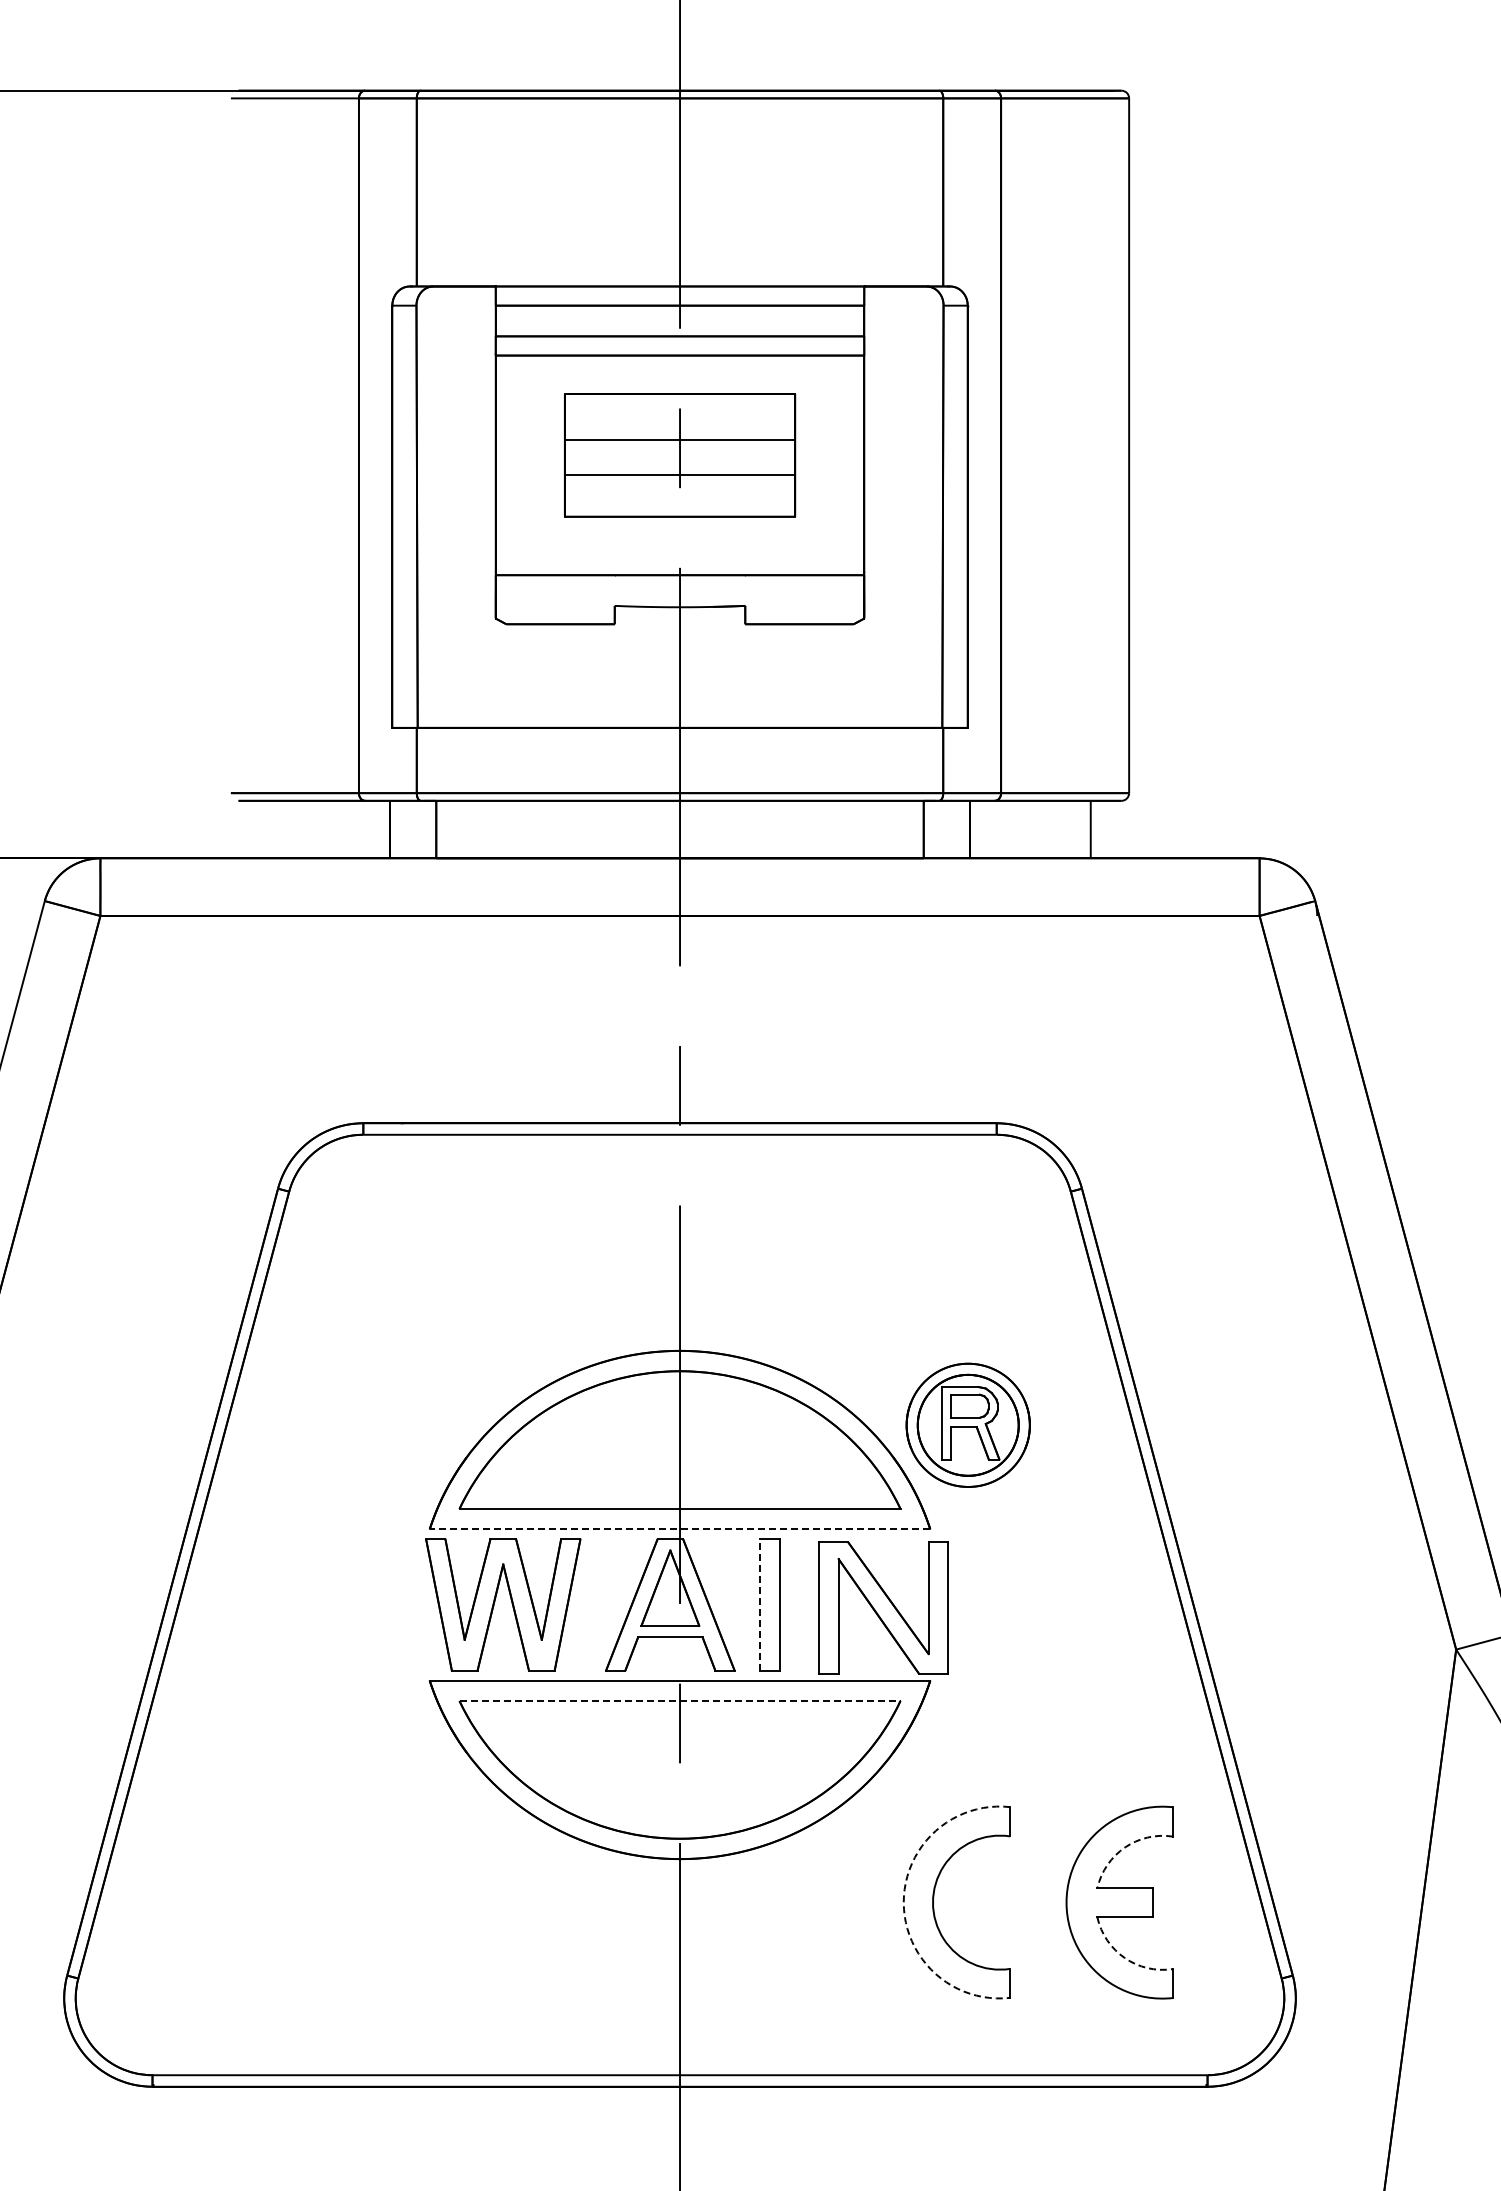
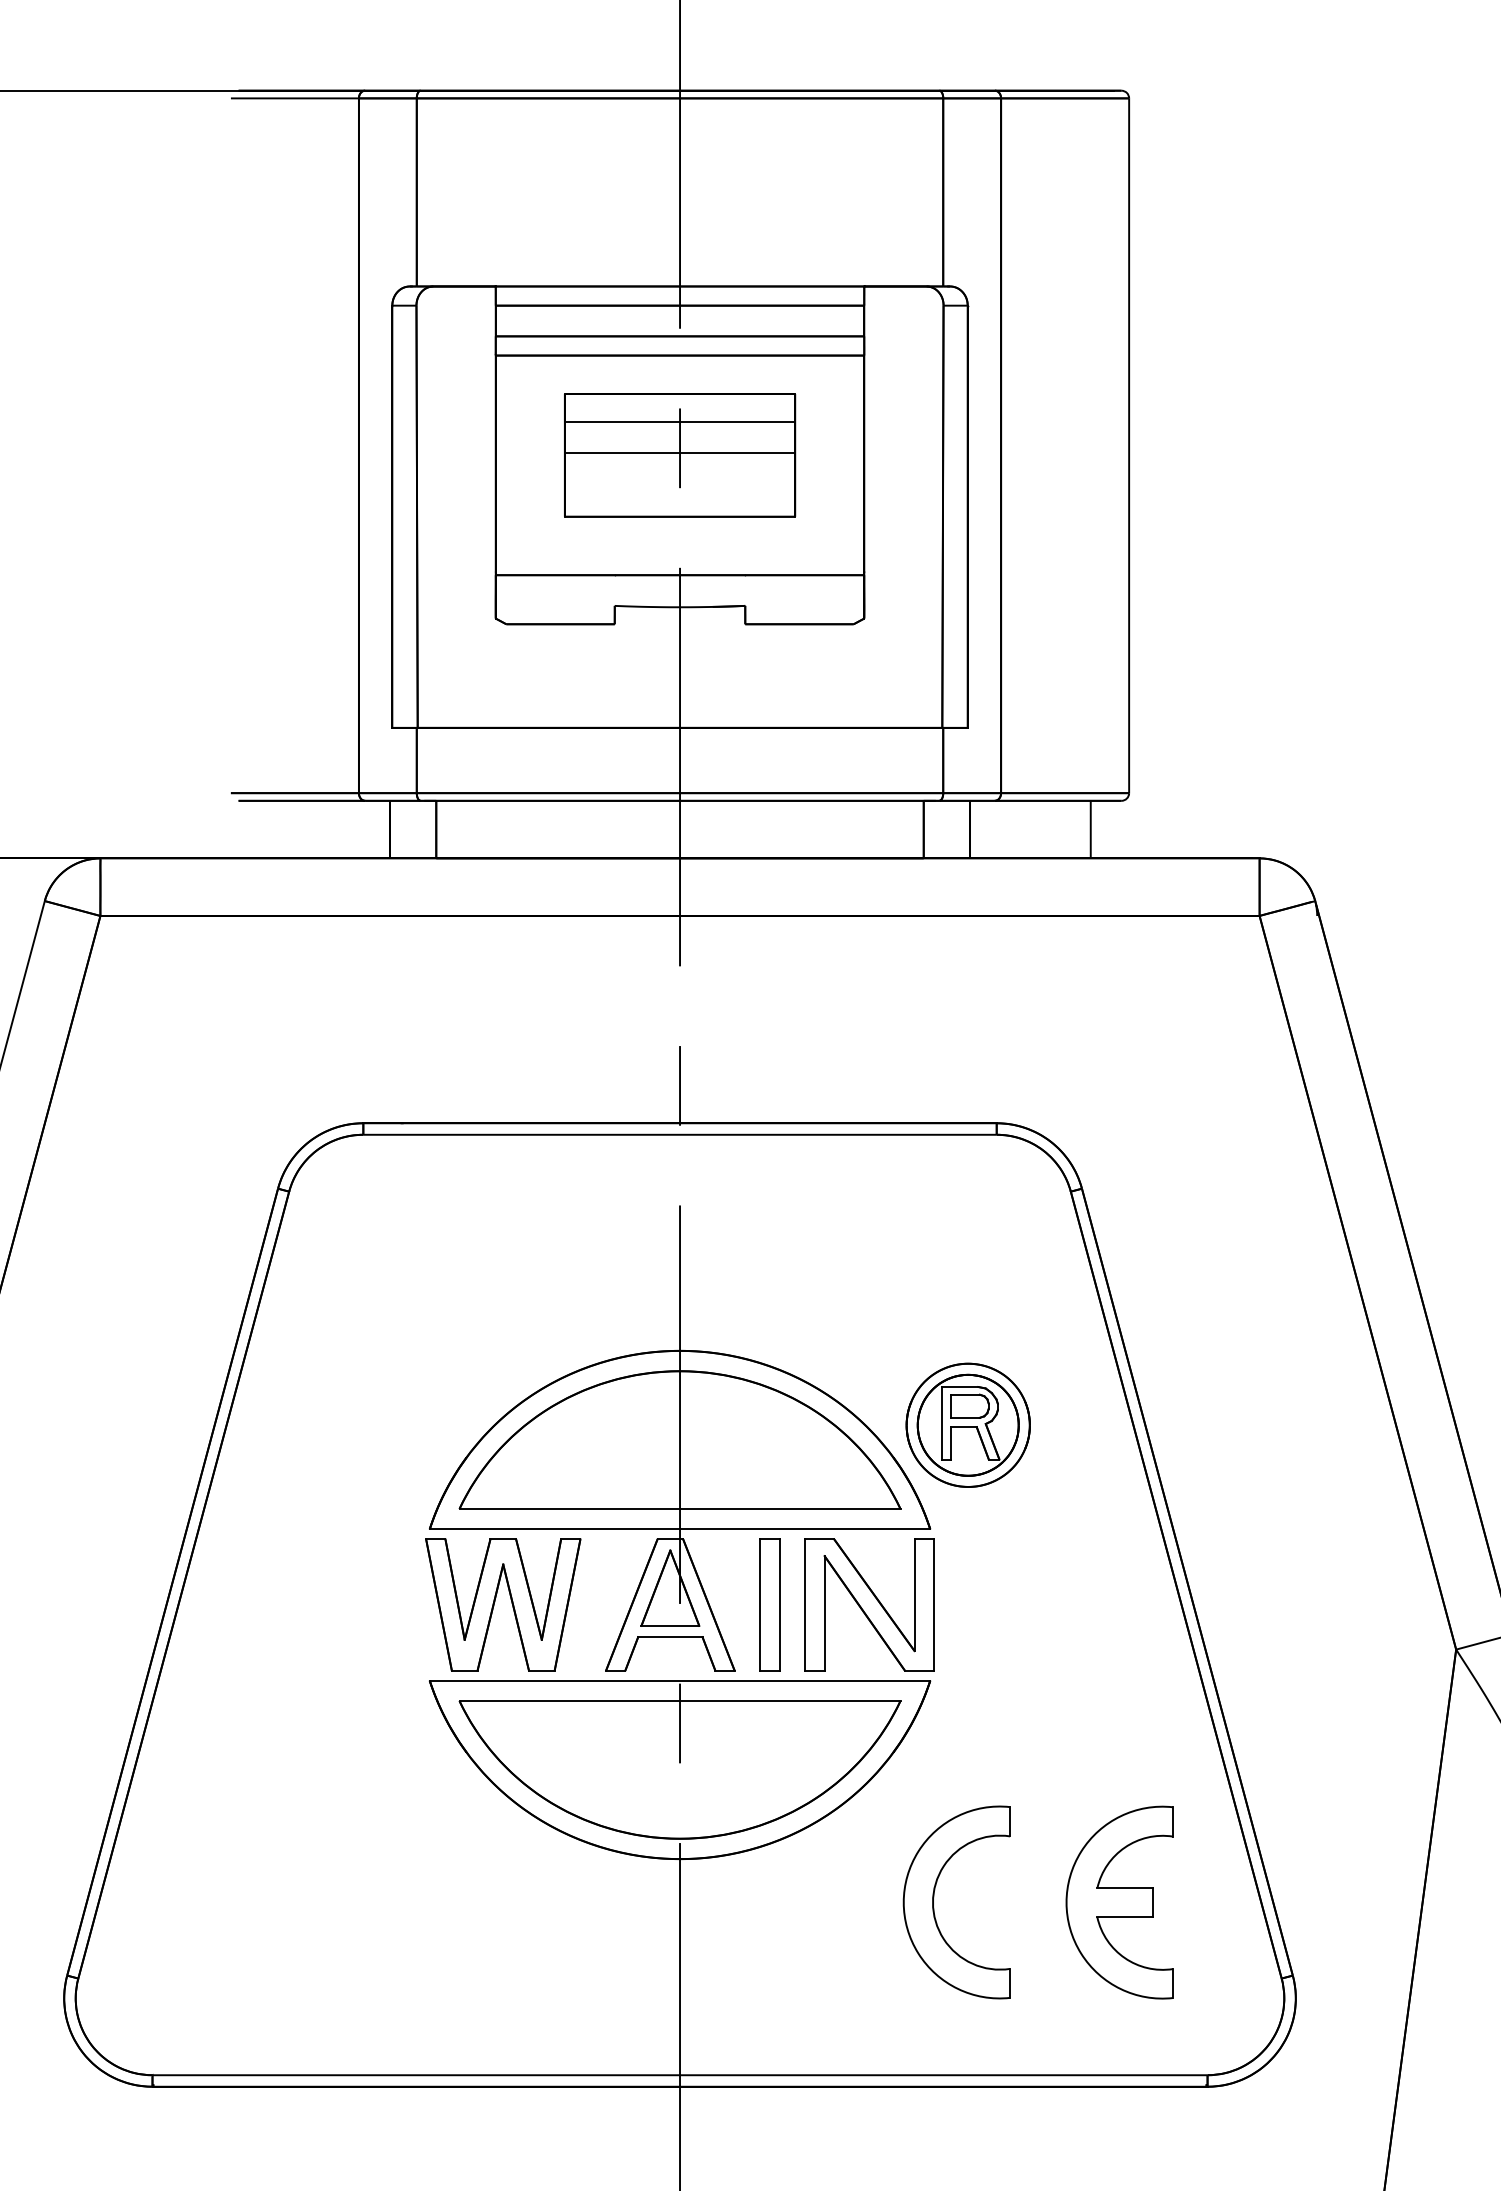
line position: (679, 440) -> (679, 422) (679, 422)
line position: (679, 475) -> (679, 453) (679, 453)
line: dashed -> solid (679, 1529)
line: dashed -> solid (760, 1605)
part position: (883, 1607) -> (869, 1604) (869, 1604)
line: dashed -> solid (680, 1700)
arc: dashed -> solid (1125, 1847)
arc: dashed -> solid (903, 1902)
arc: dashed -> solid (1124, 1958)
